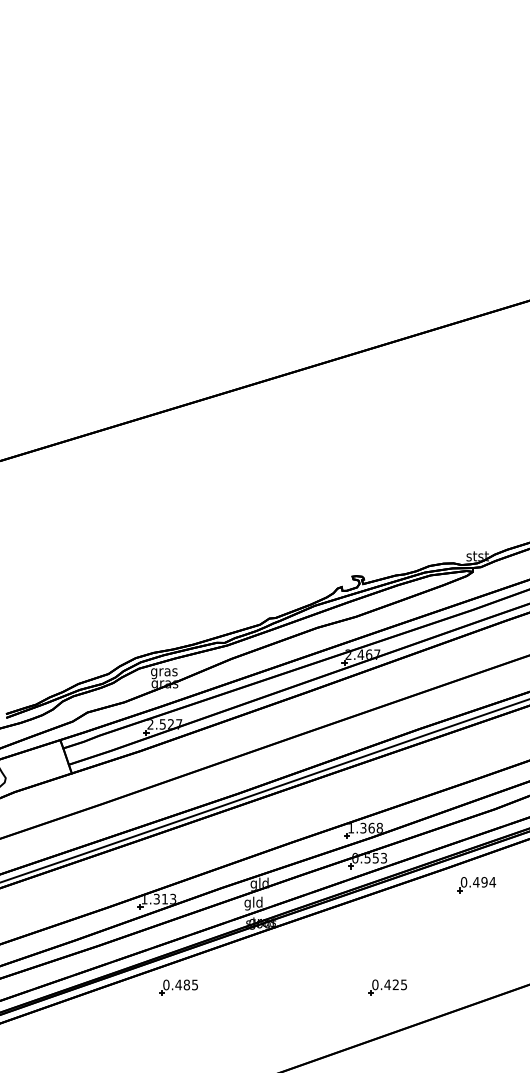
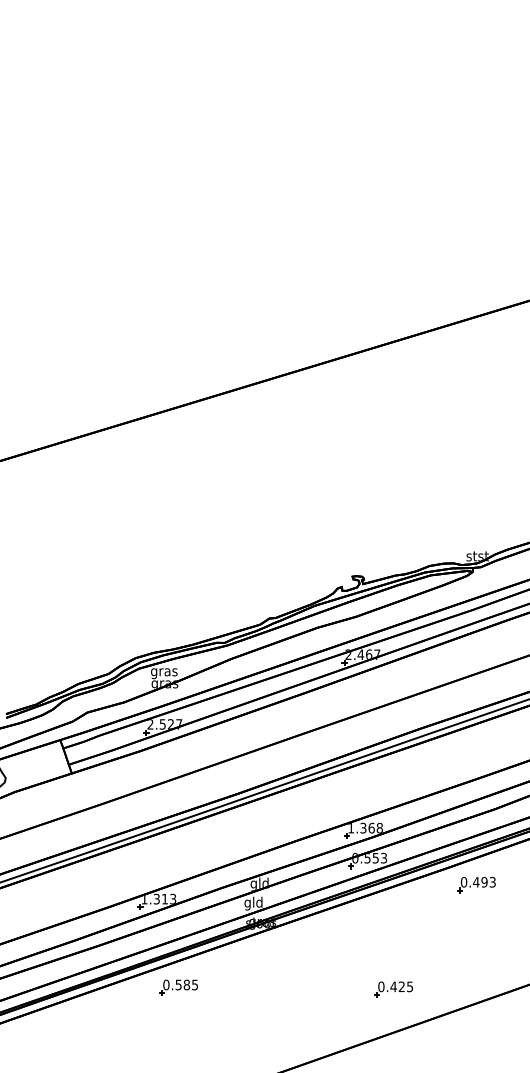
text: 0.494 -> 0.493 (492, 882)
text: 0.485 -> 0.585 (178, 984)
part position: (387, 987) -> (393, 989) (393, 989)
